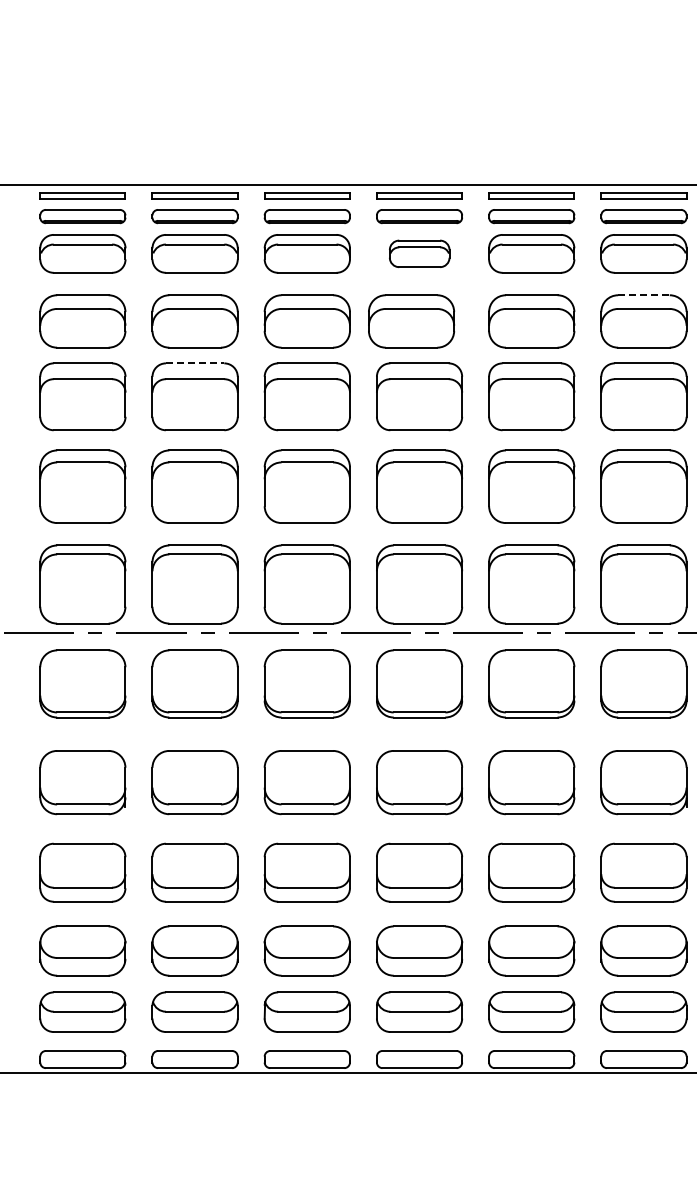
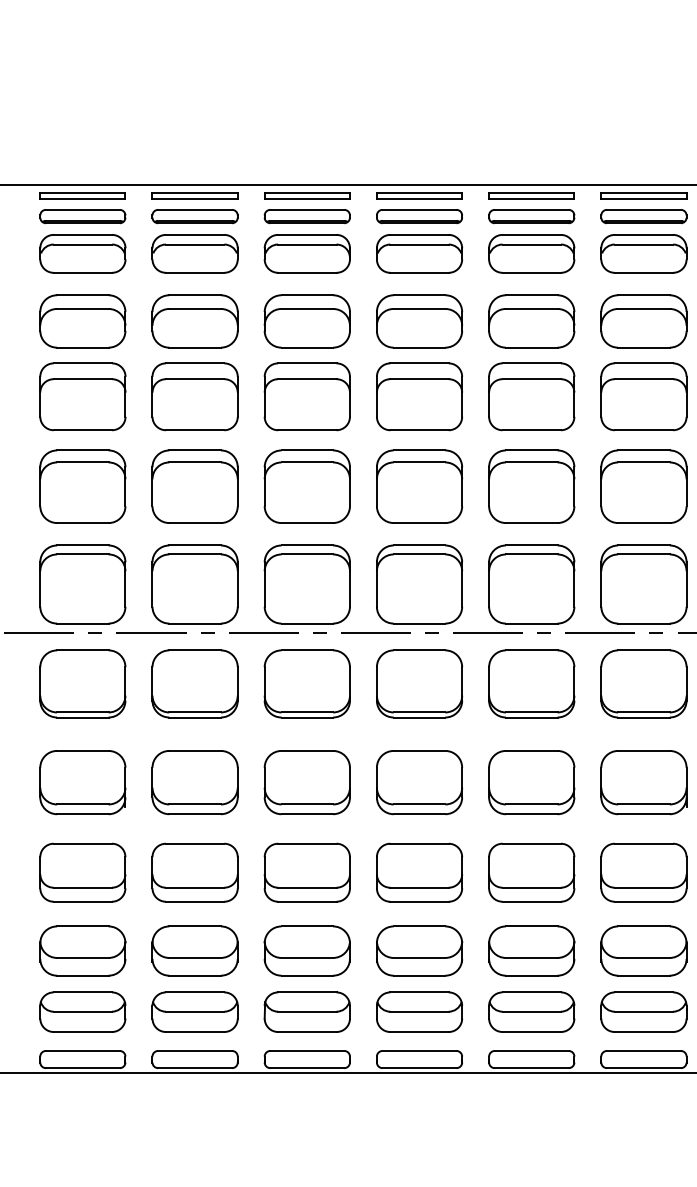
part size: 62x29 px -> 88x40 px (419, 253)
line: dashed -> solid (643, 295)
part position: (411, 321) -> (419, 321) (419, 321)
line: dashed -> solid (195, 363)
